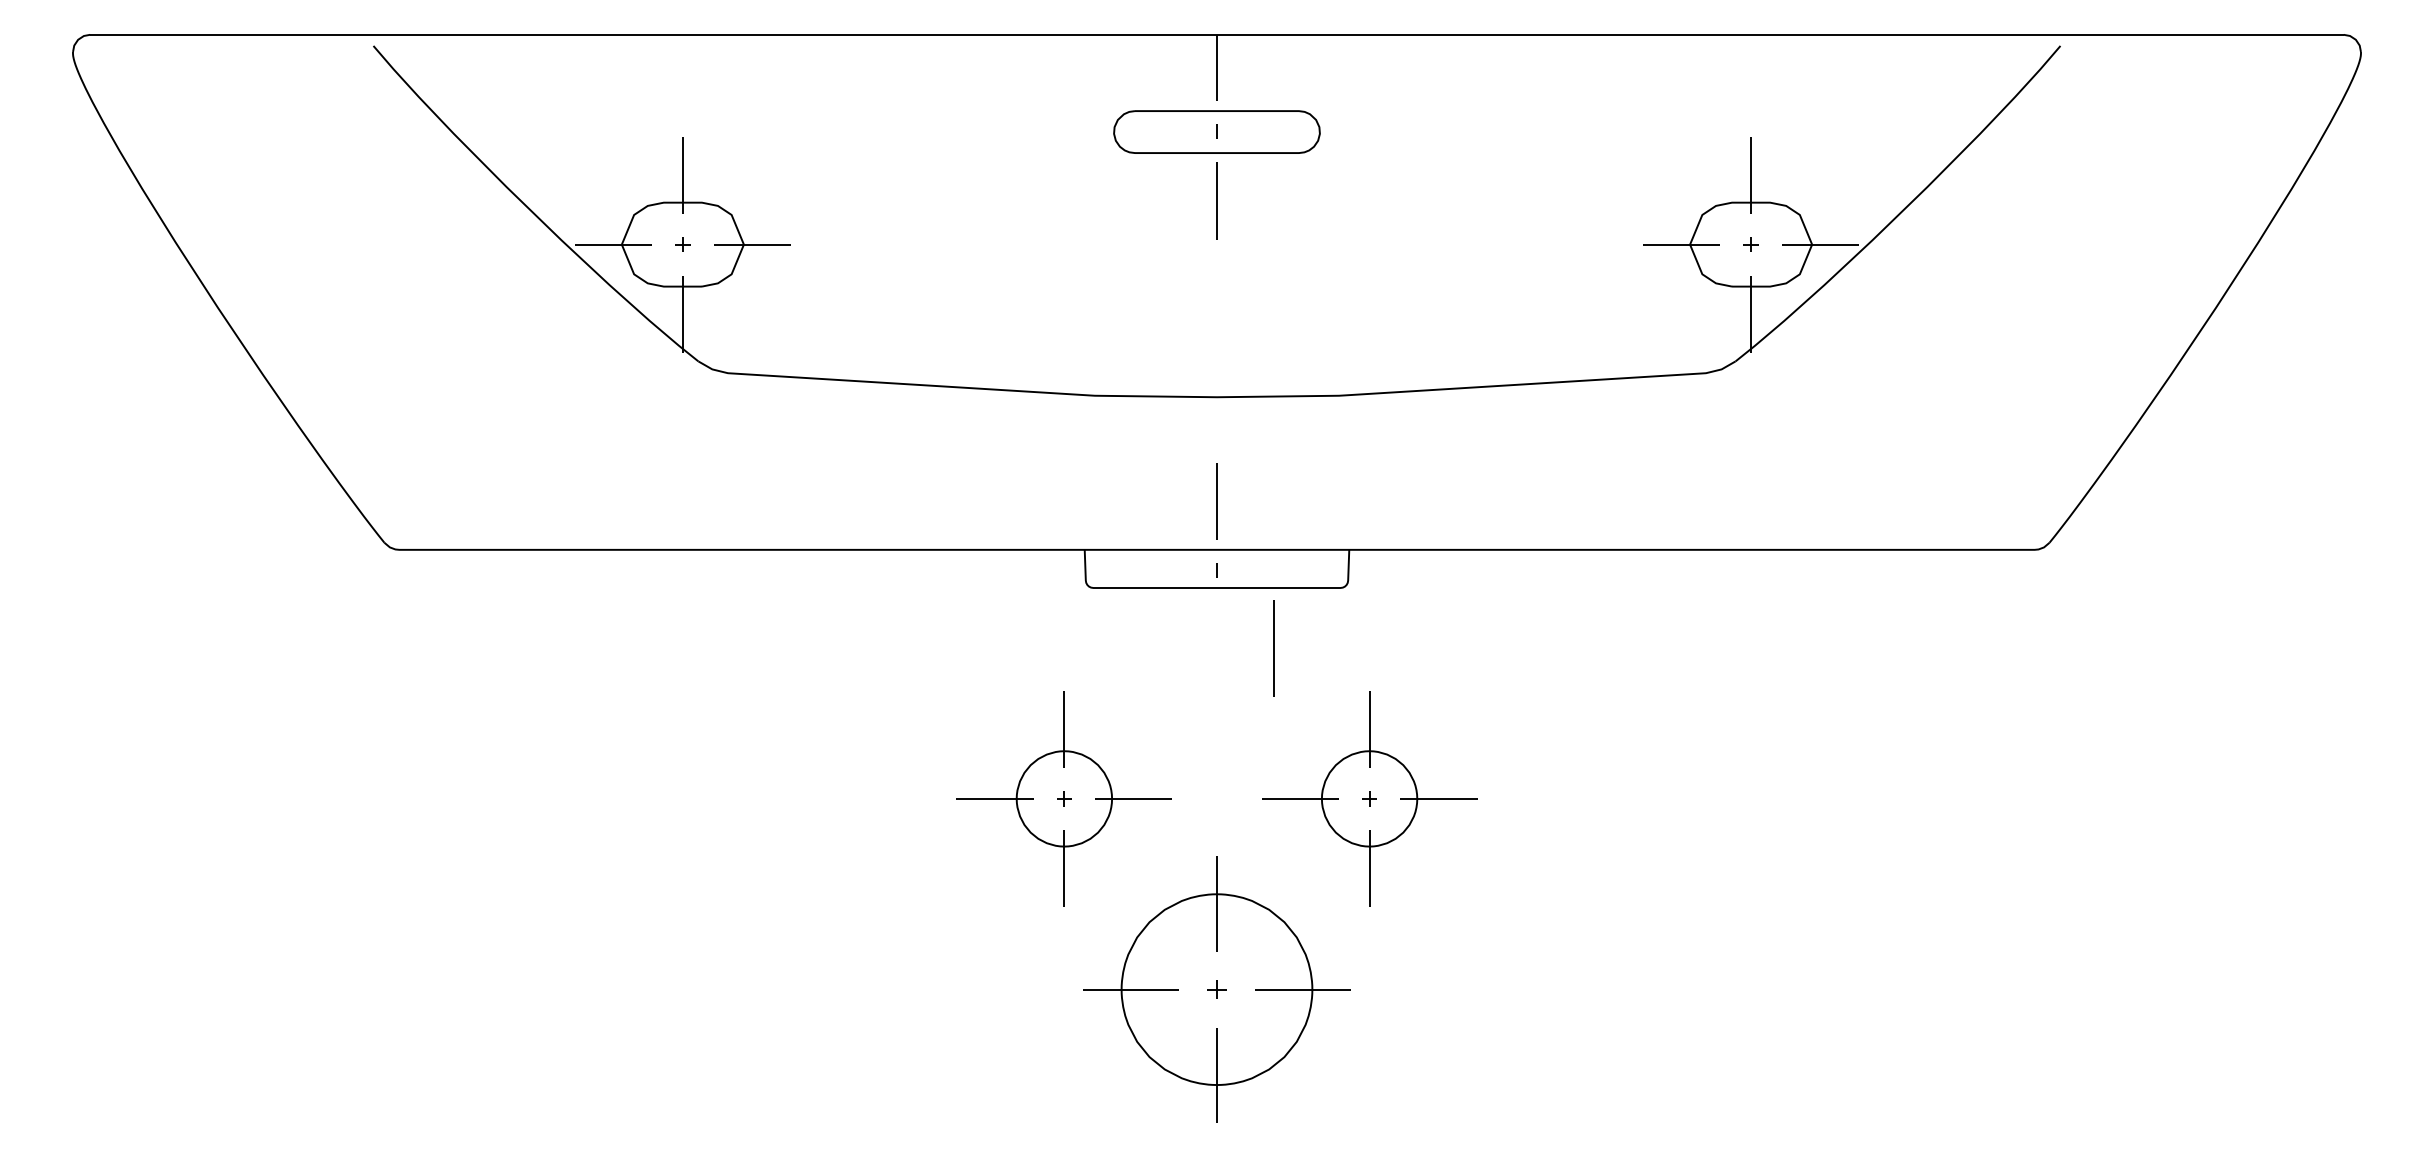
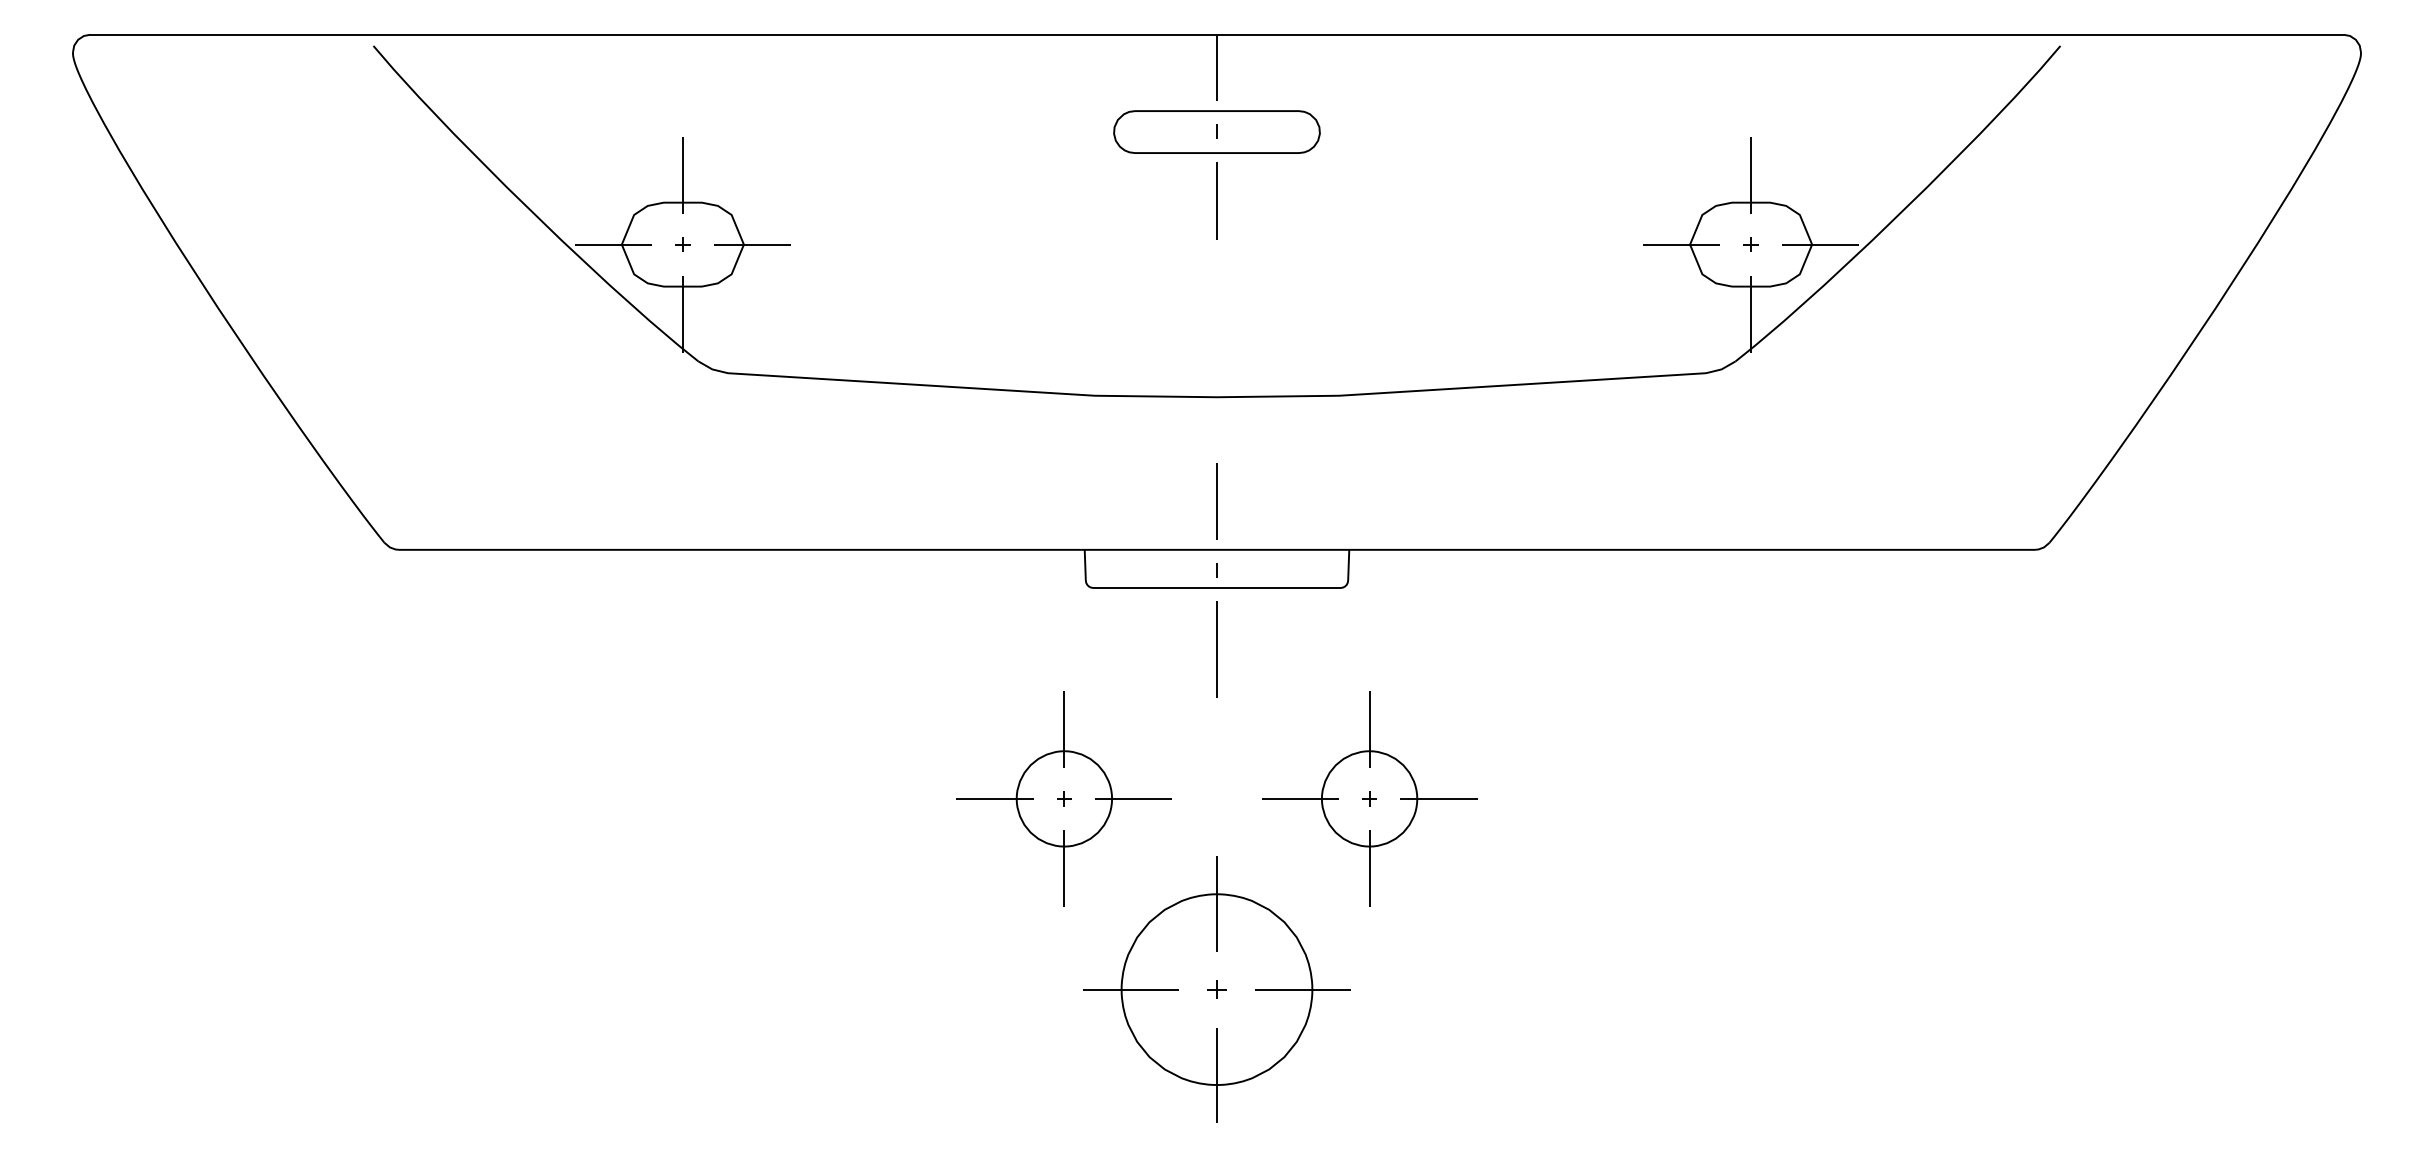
line position: (1273, 648) -> (1216, 649) (1216, 649)
